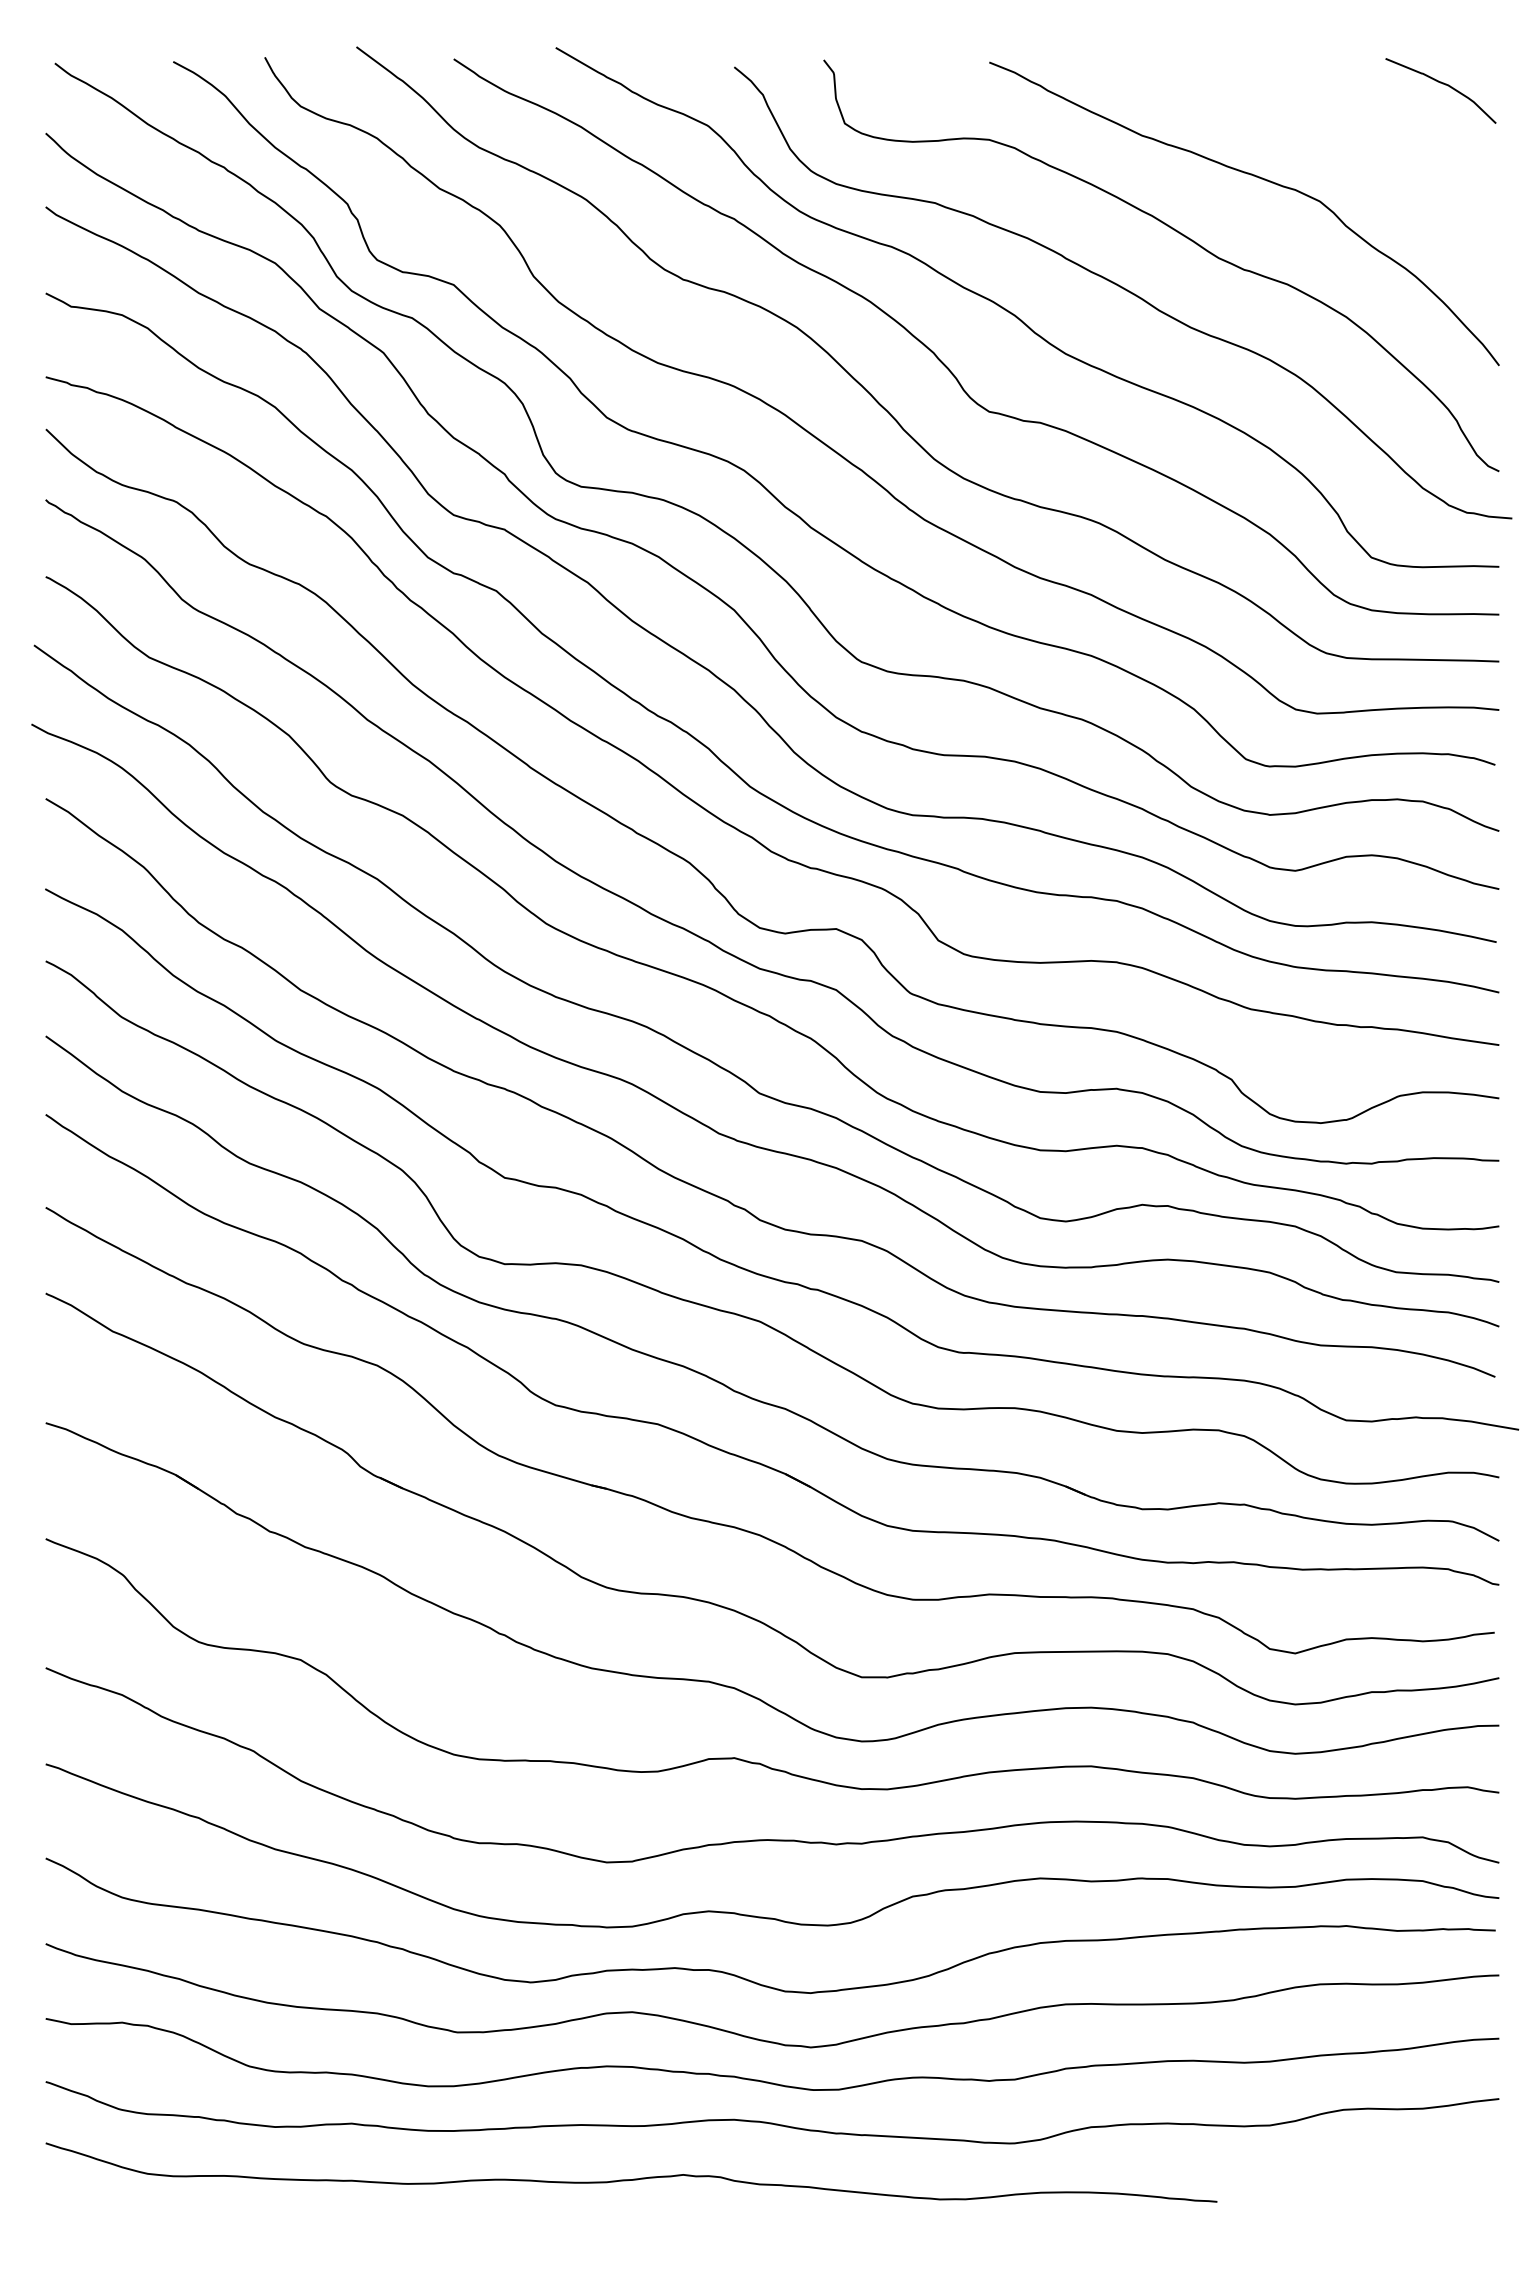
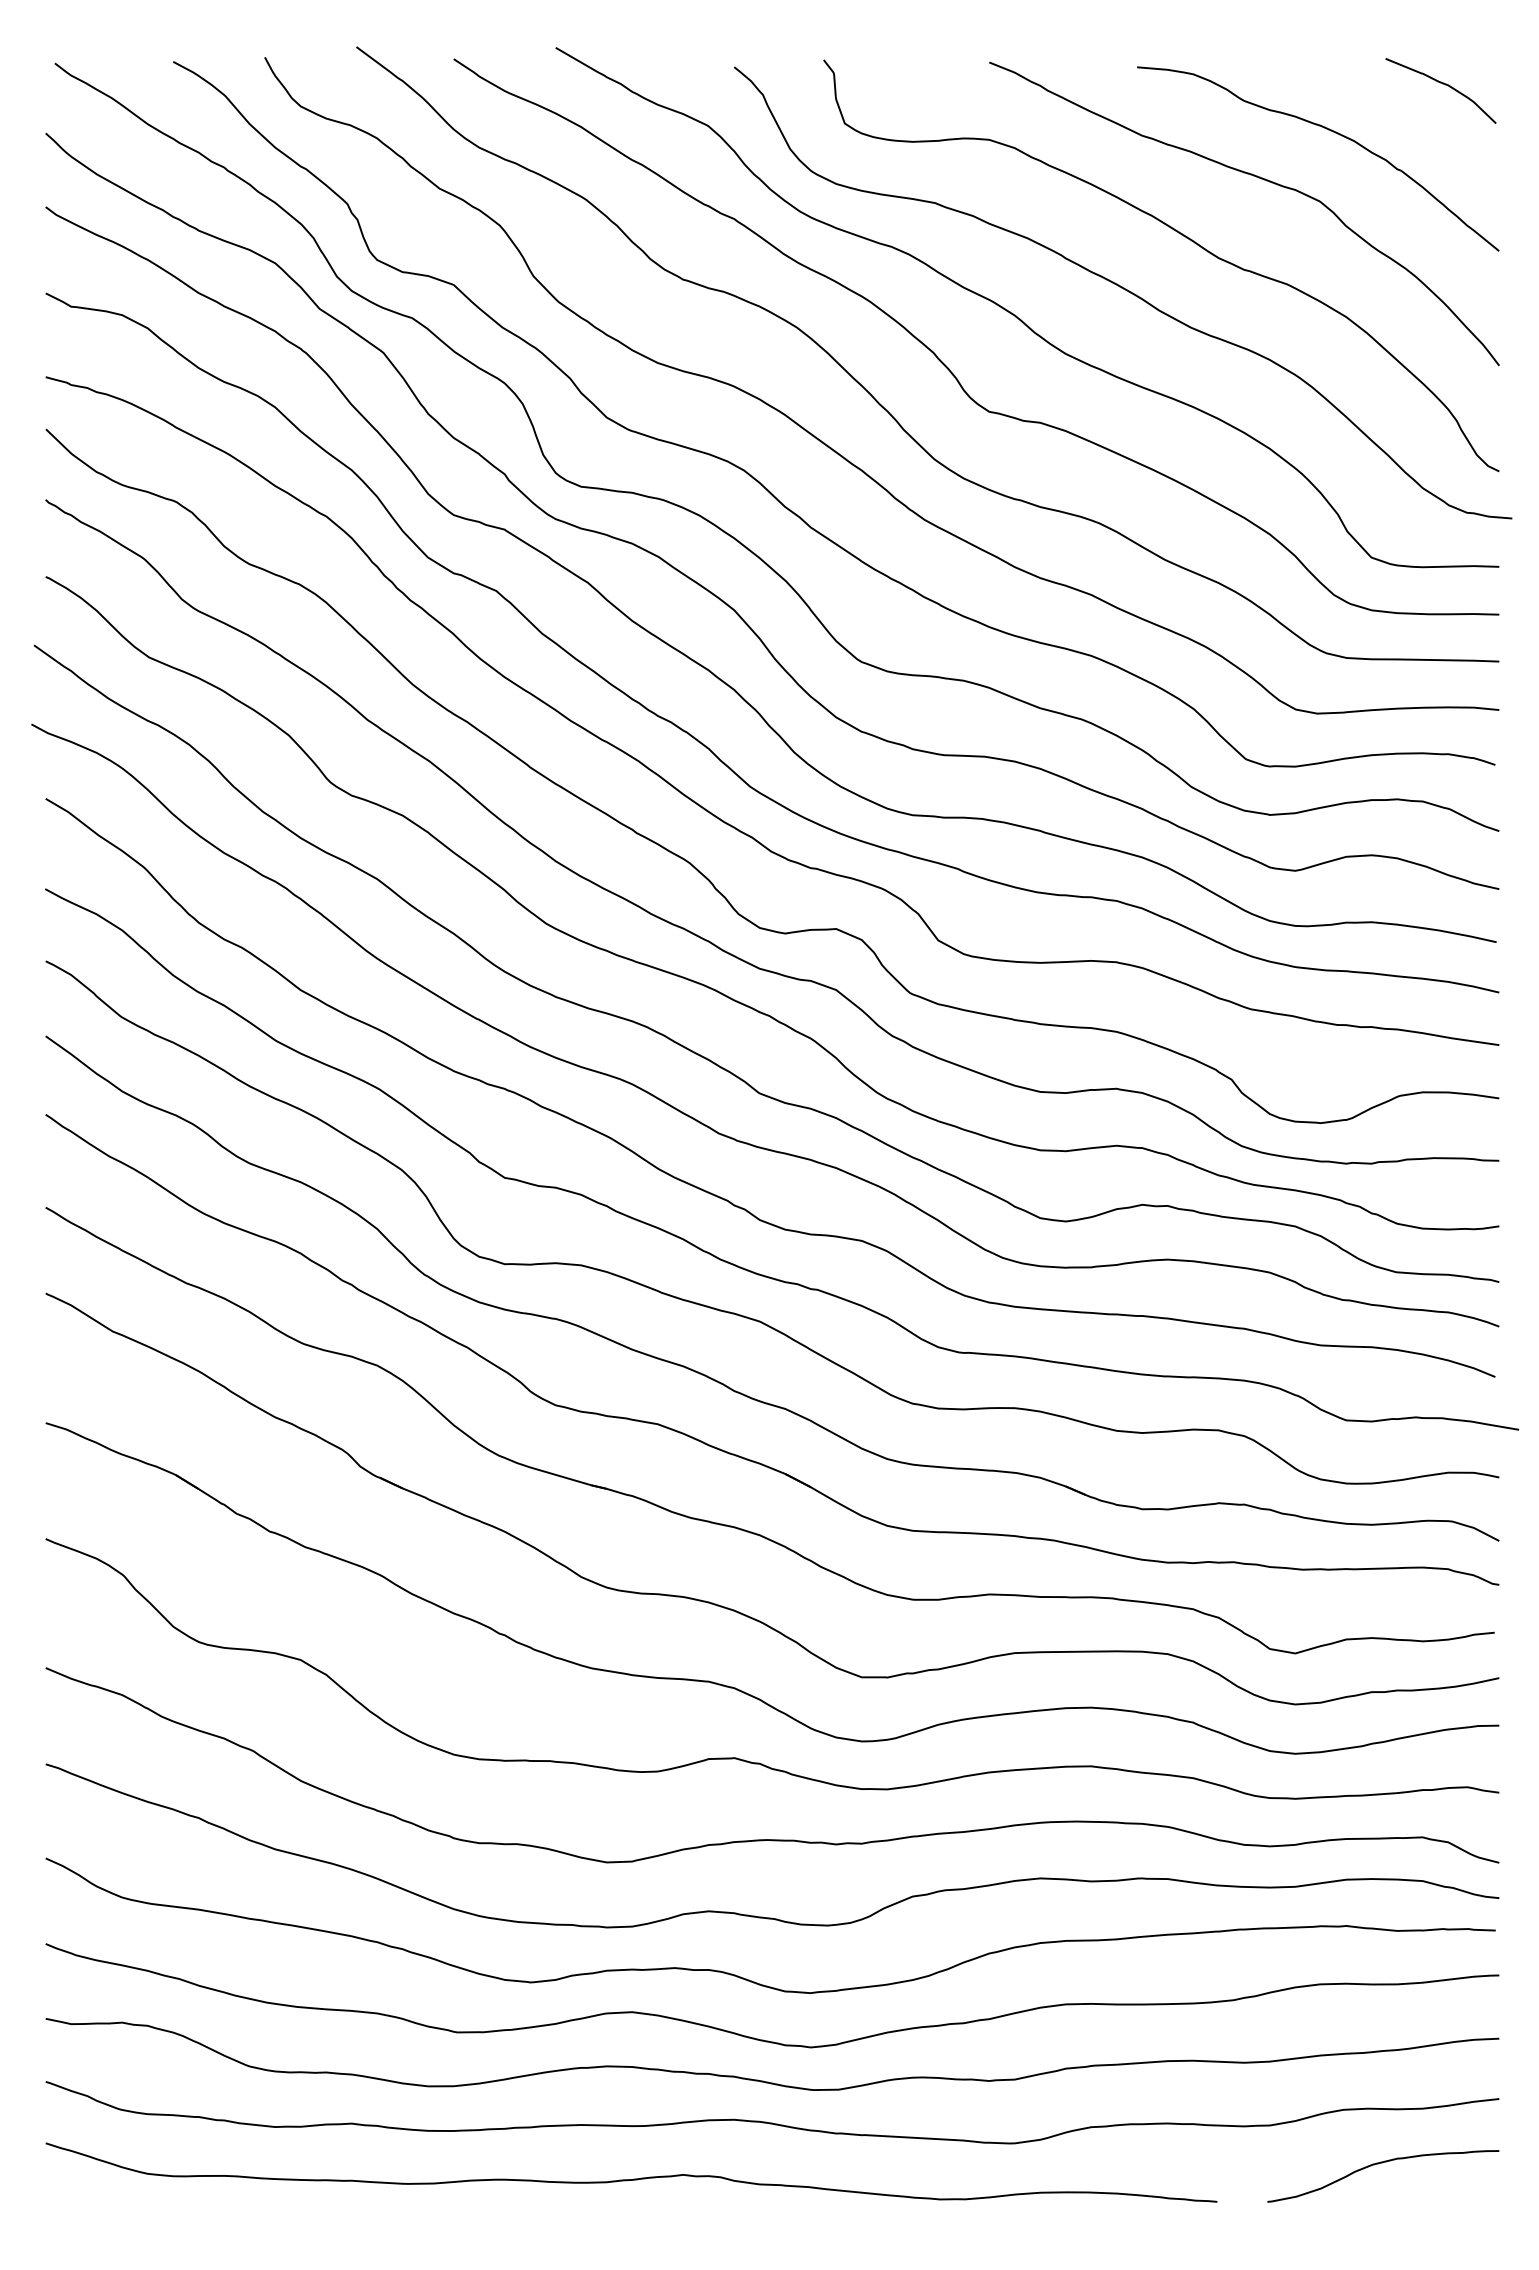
curve: none -> present (1330, 131)
curve: none -> present (1378, 2164)
